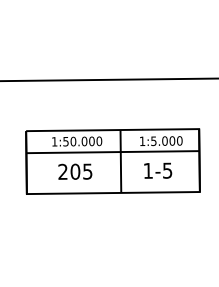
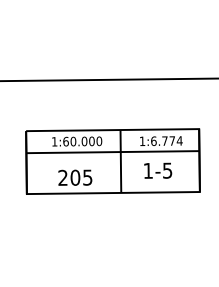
text: 1:5.000 -> 1:6.774 (166, 140)
text: 1:50.000 -> 1:60.000 (65, 141)
text position: (75, 171) -> (75, 177) (75, 177)
